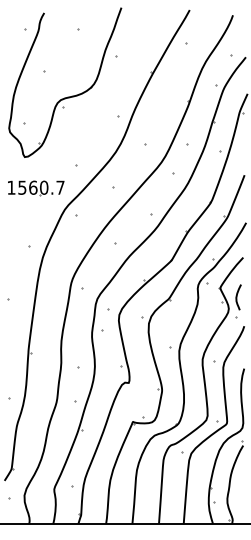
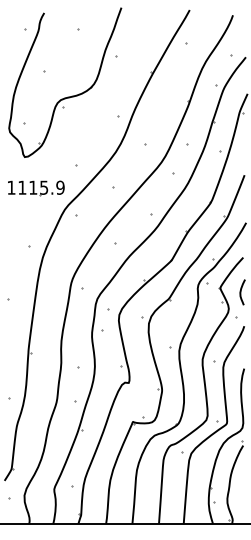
text: 1560.7 -> 1115.9 (41, 187)
curve position: (237, 297) -> (241, 292) (241, 292)
